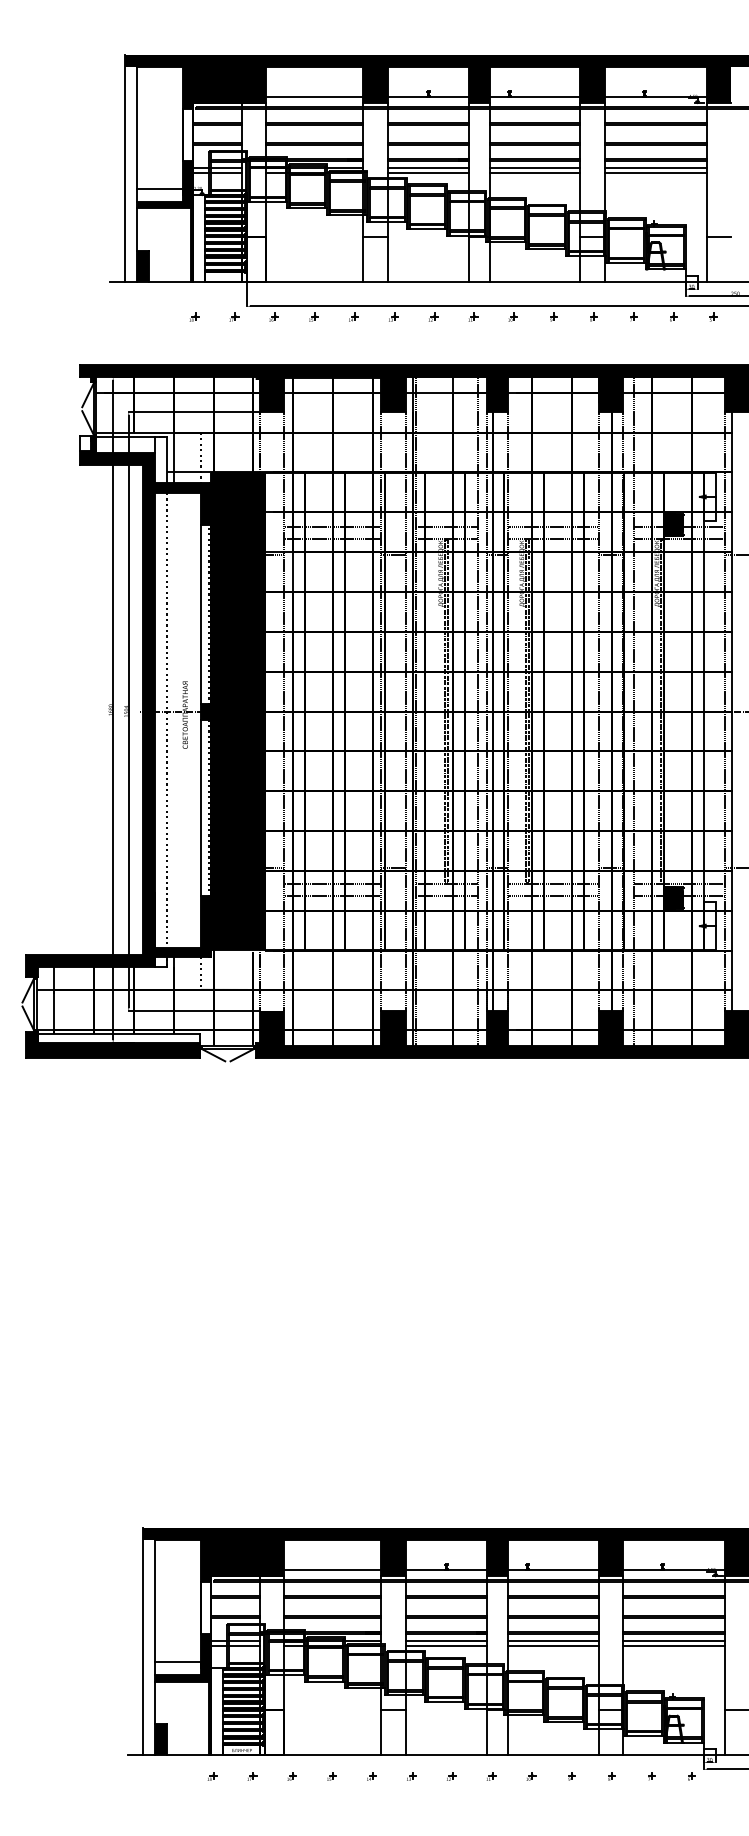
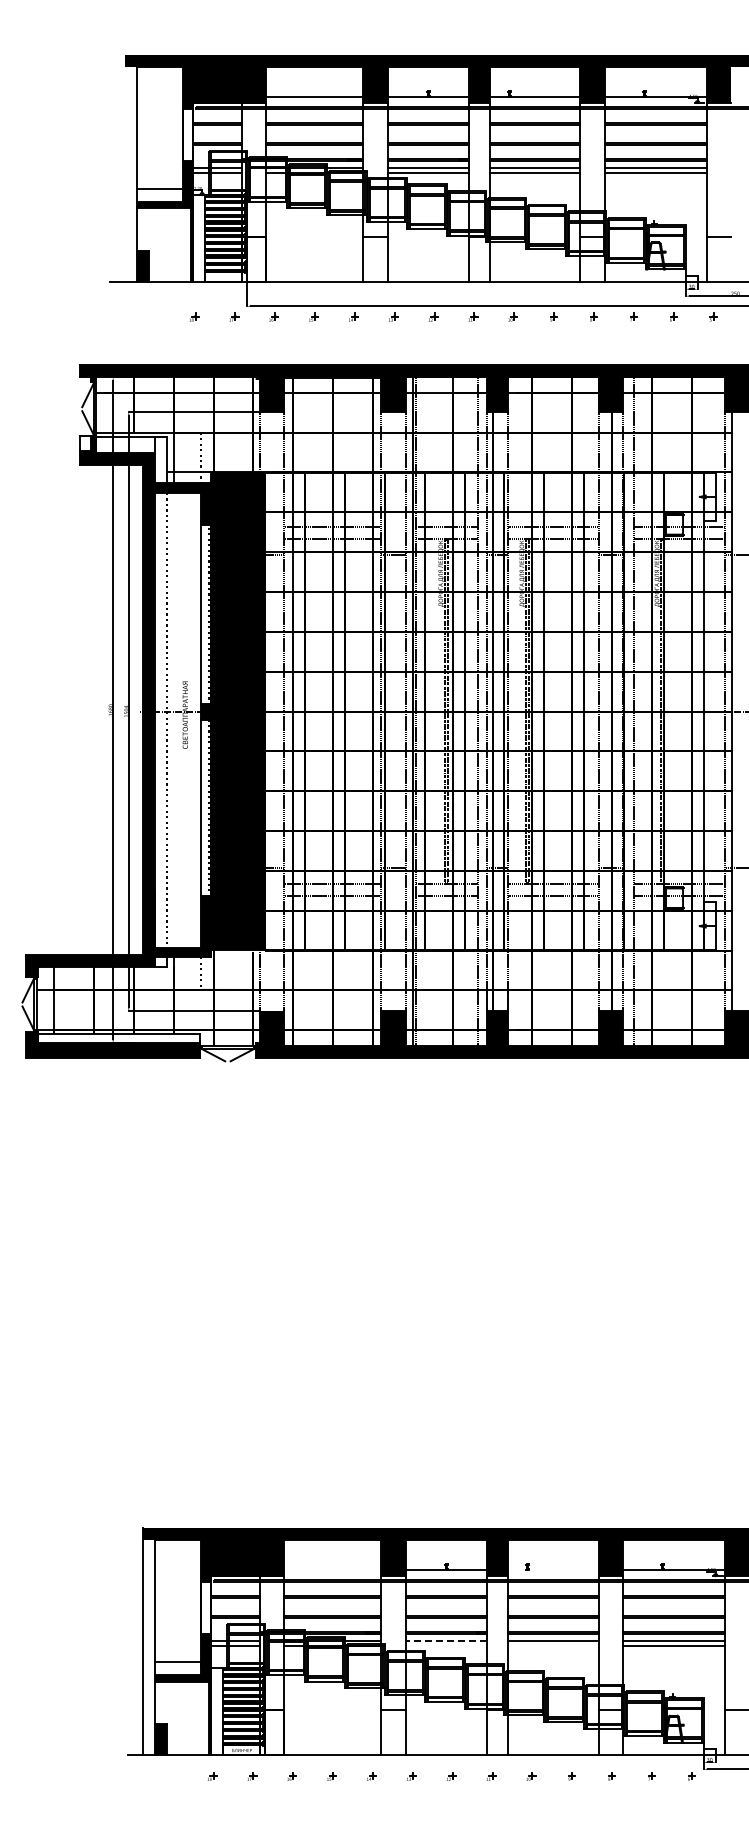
line: present -> none (125, 168)
fill: present -> none (674, 524)
fill: present -> none (674, 898)
line: present -> none (332, 1570)
line: present -> none (552, 1570)
line: solid -> dashed (446, 1640)
line: present -> none (446, 1645)
line: present -> none (552, 1645)
